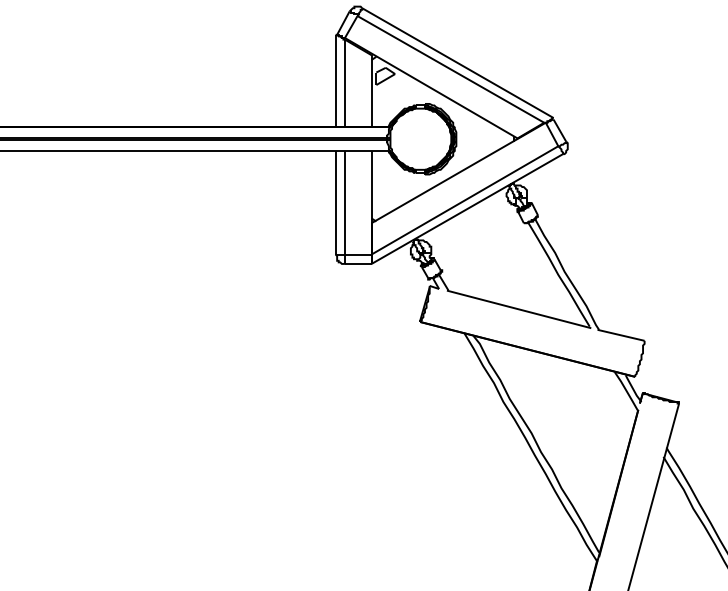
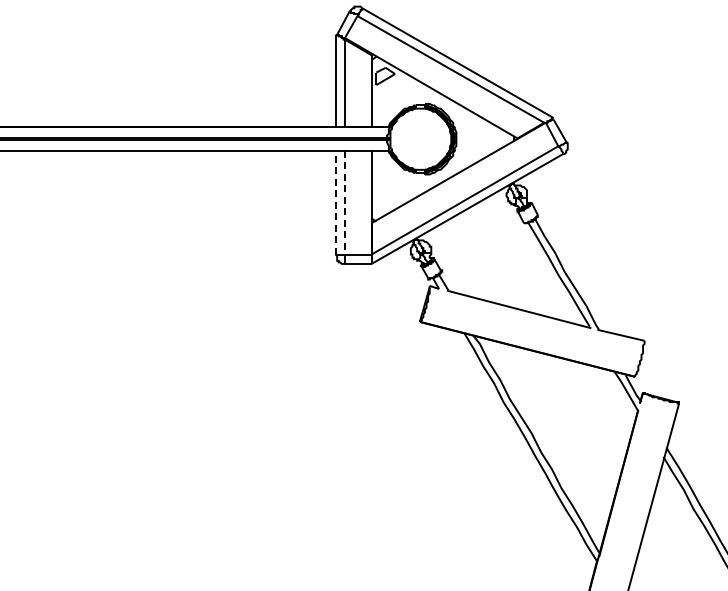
line: solid -> dashed (335, 202)
line: solid -> dashed (344, 202)
